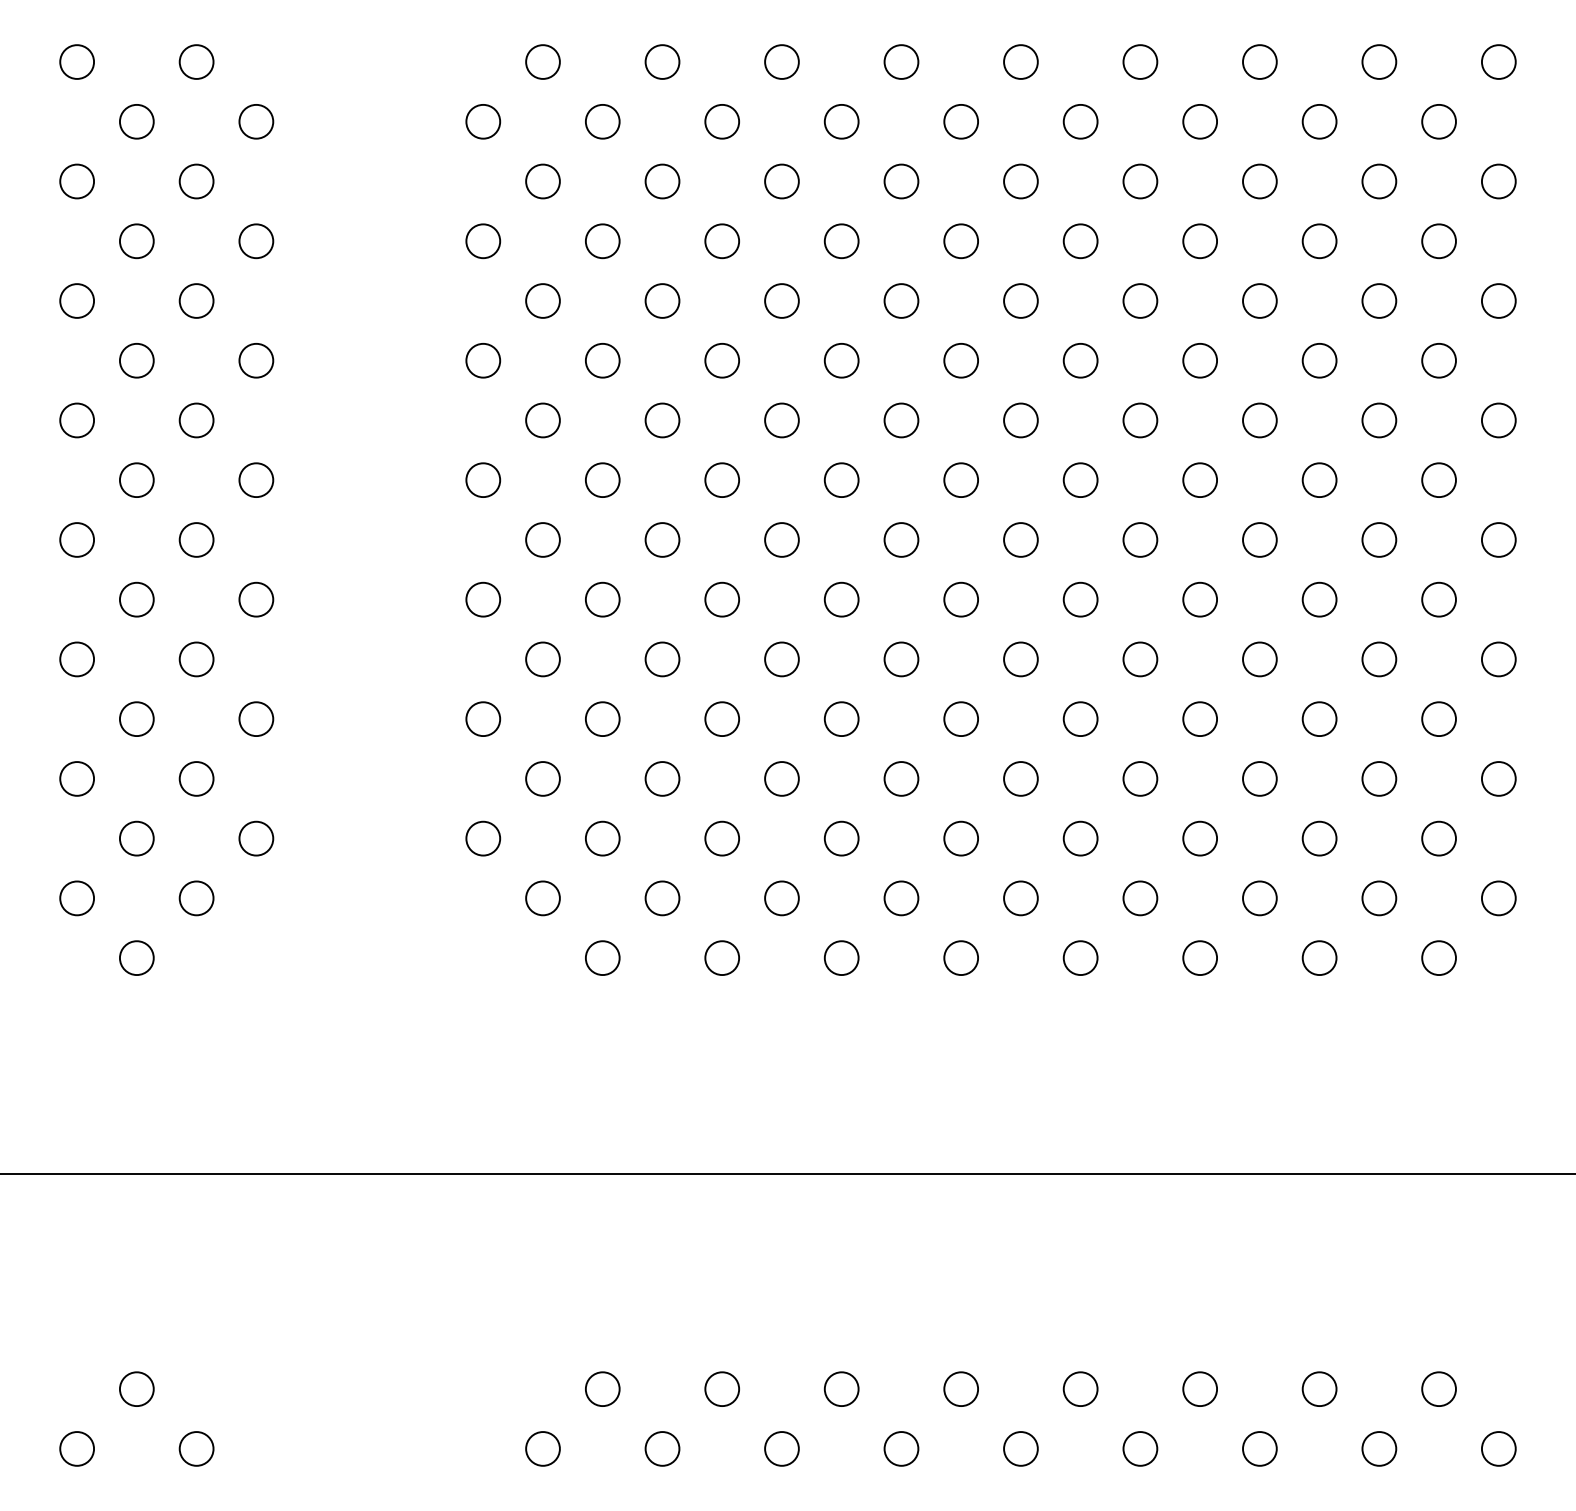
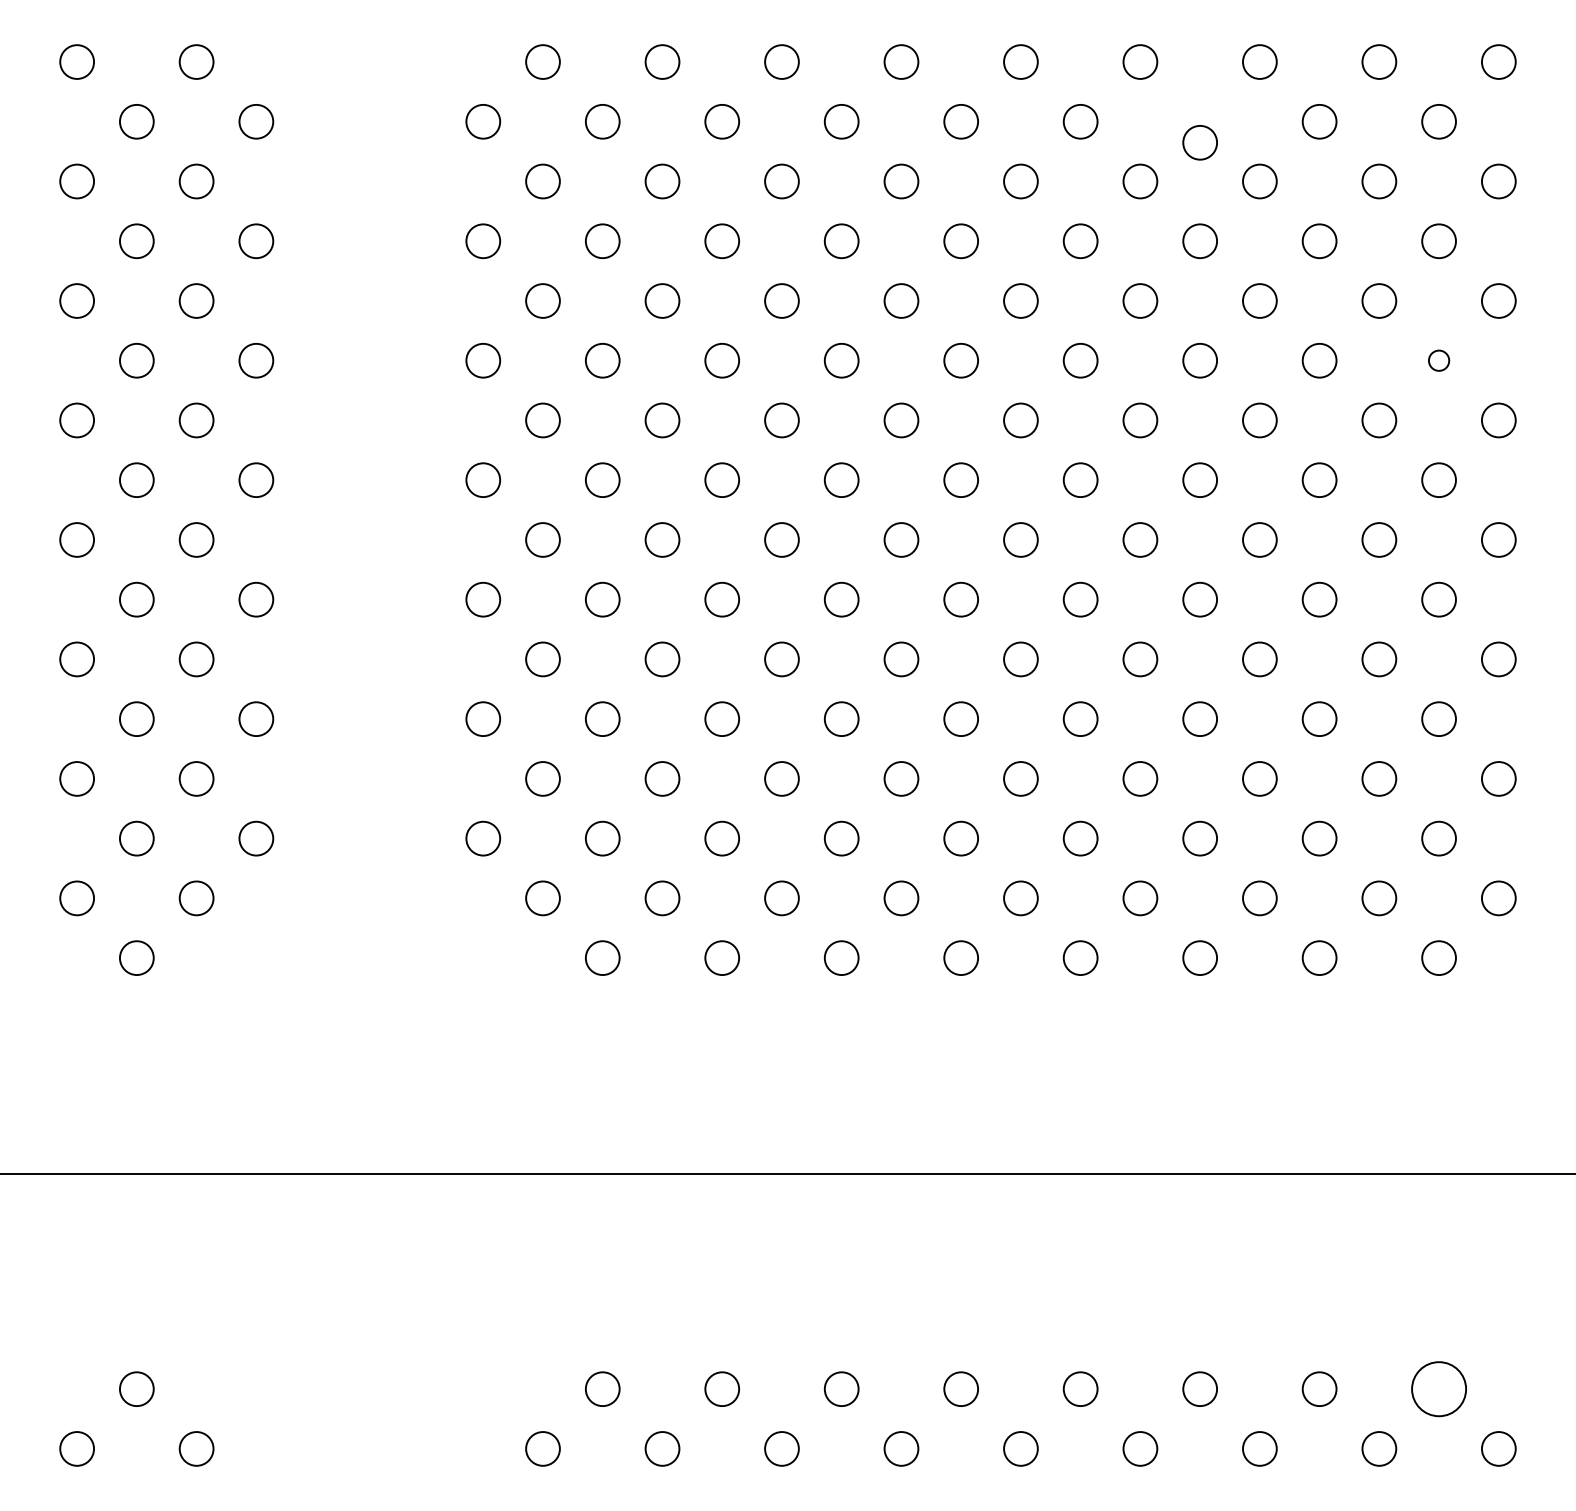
circle position: (1199, 121) -> (1199, 142) (1199, 142)
circle diameter: 34 px -> 20 px (1438, 360)
circle diameter: 34 px -> 54 px (1439, 1389)
